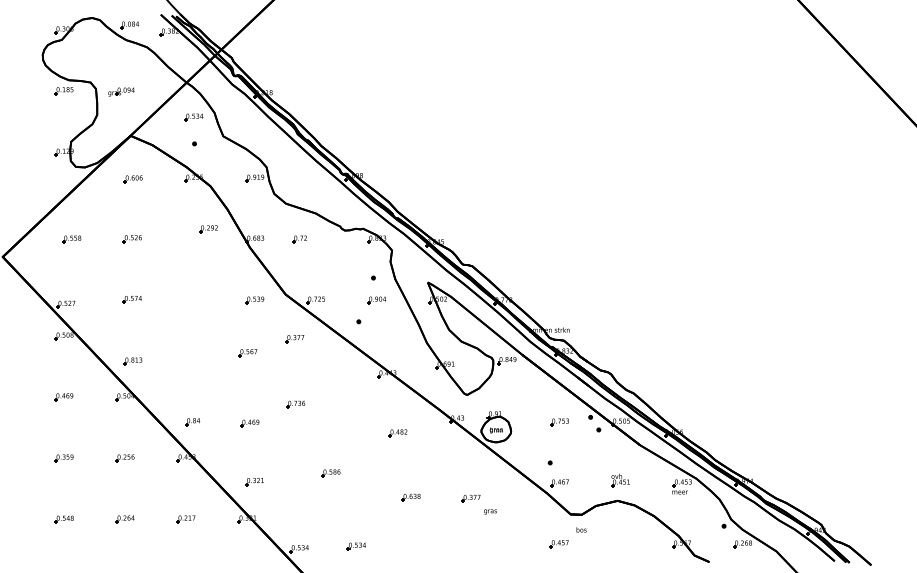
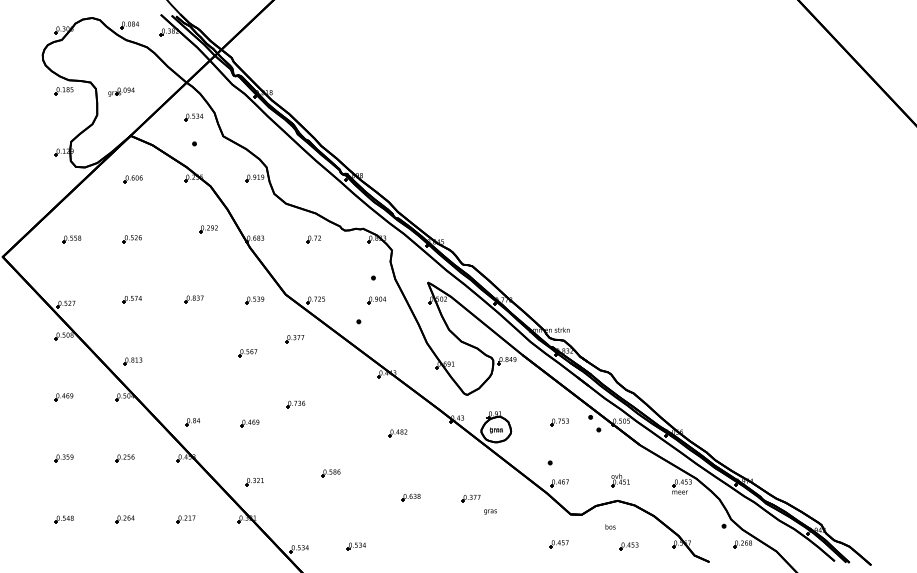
part position: (299, 239) -> (313, 239) (313, 239)
part: none -> present (193, 299)
text position: (581, 529) -> (610, 526) (610, 526)
part: none -> present (628, 546)
